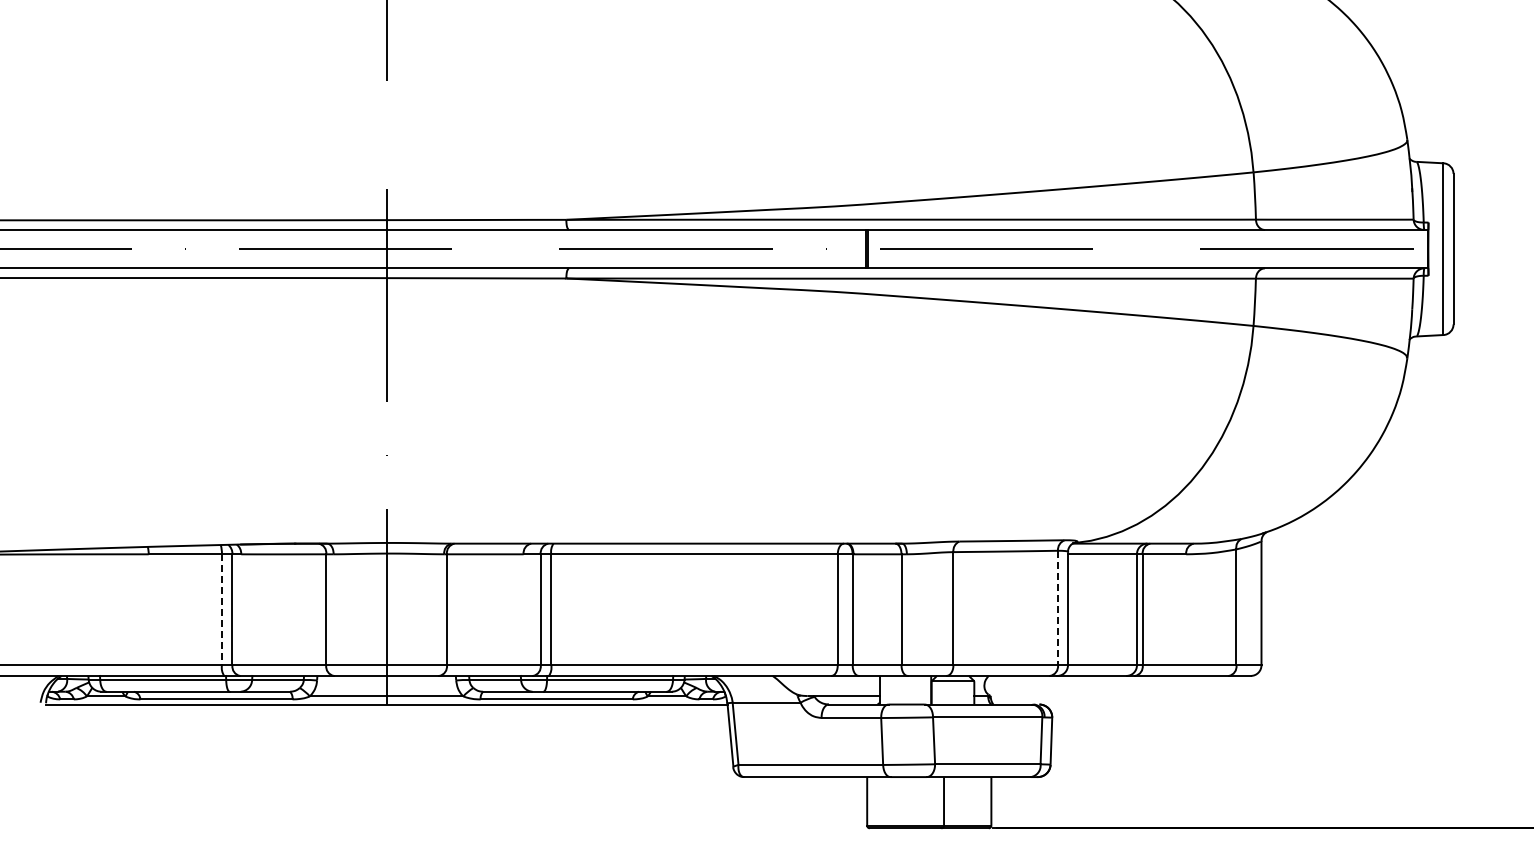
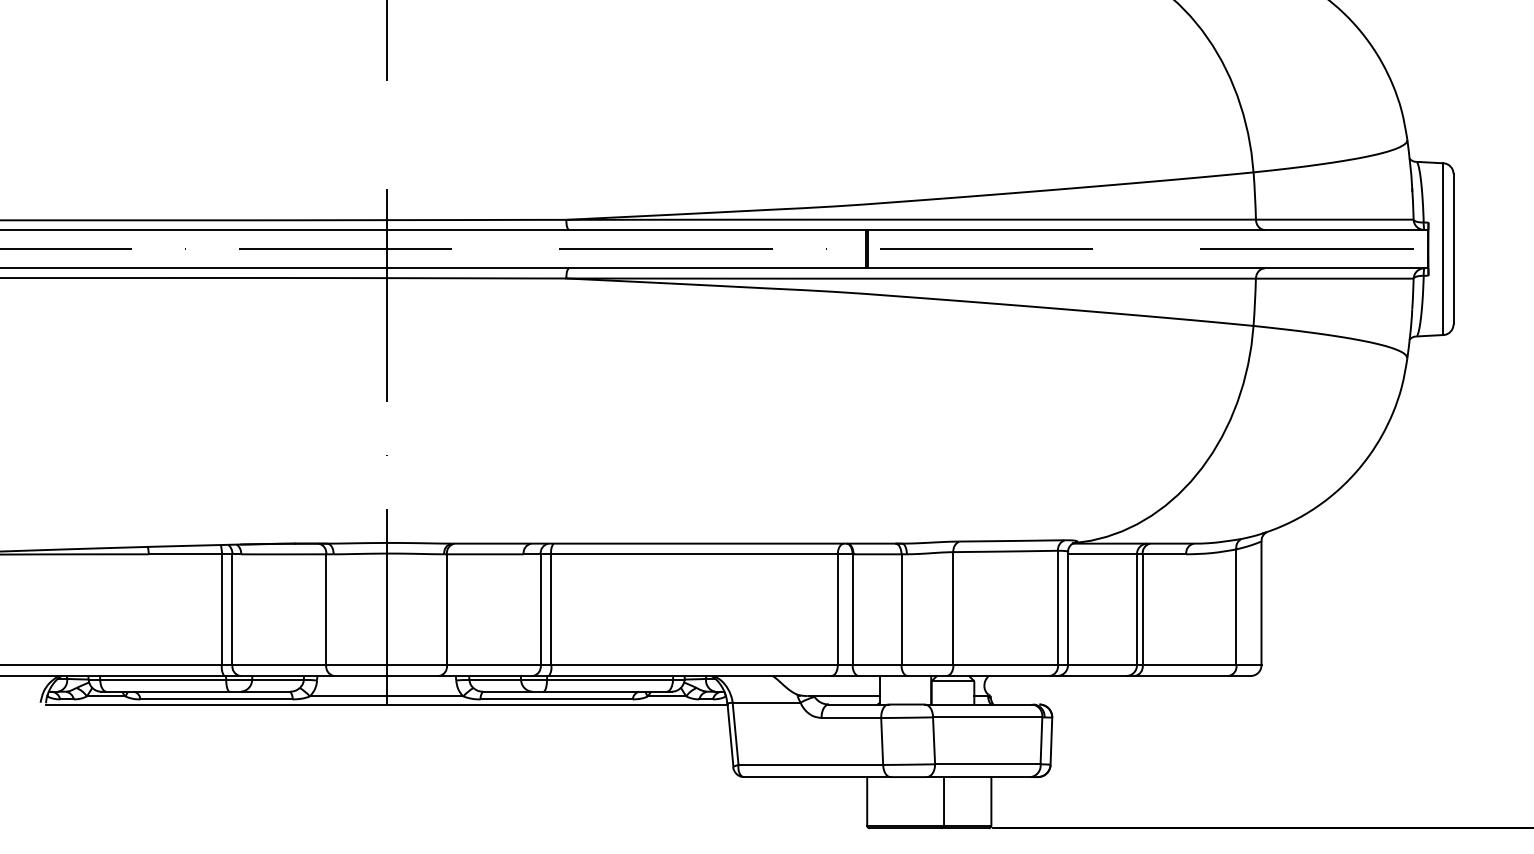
line: dashed -> solid (1058, 608)
line: dashed -> solid (221, 610)
